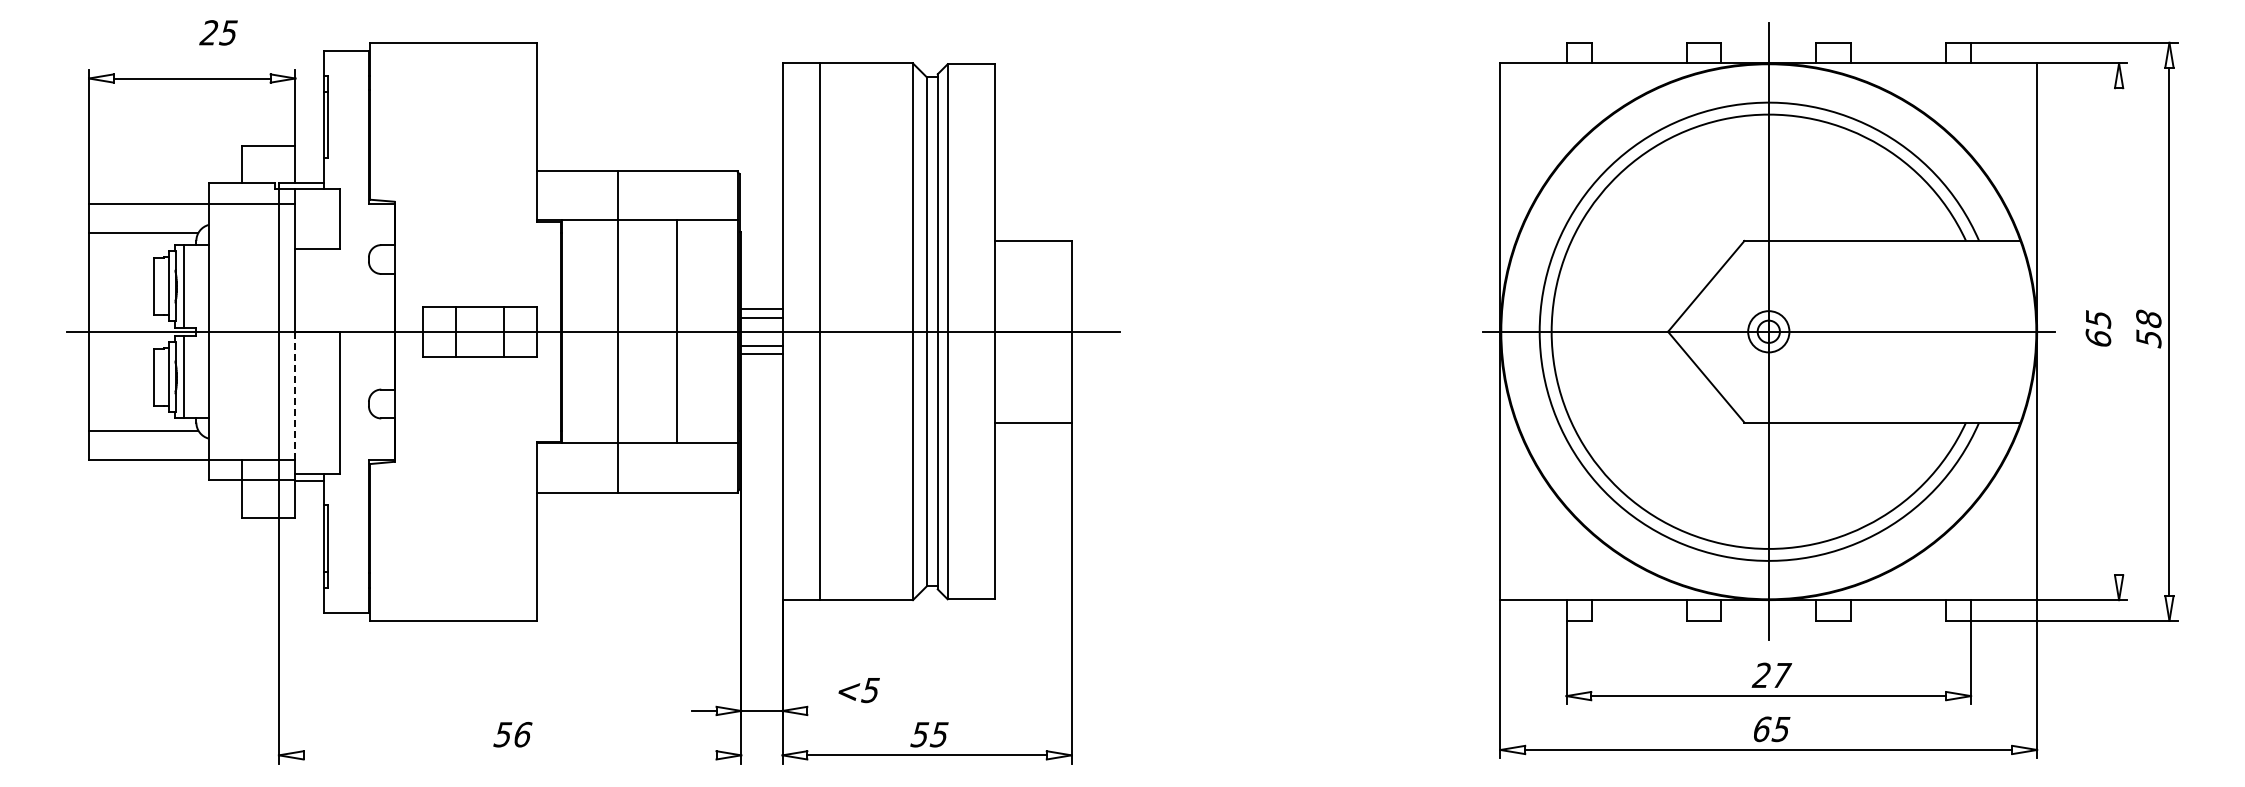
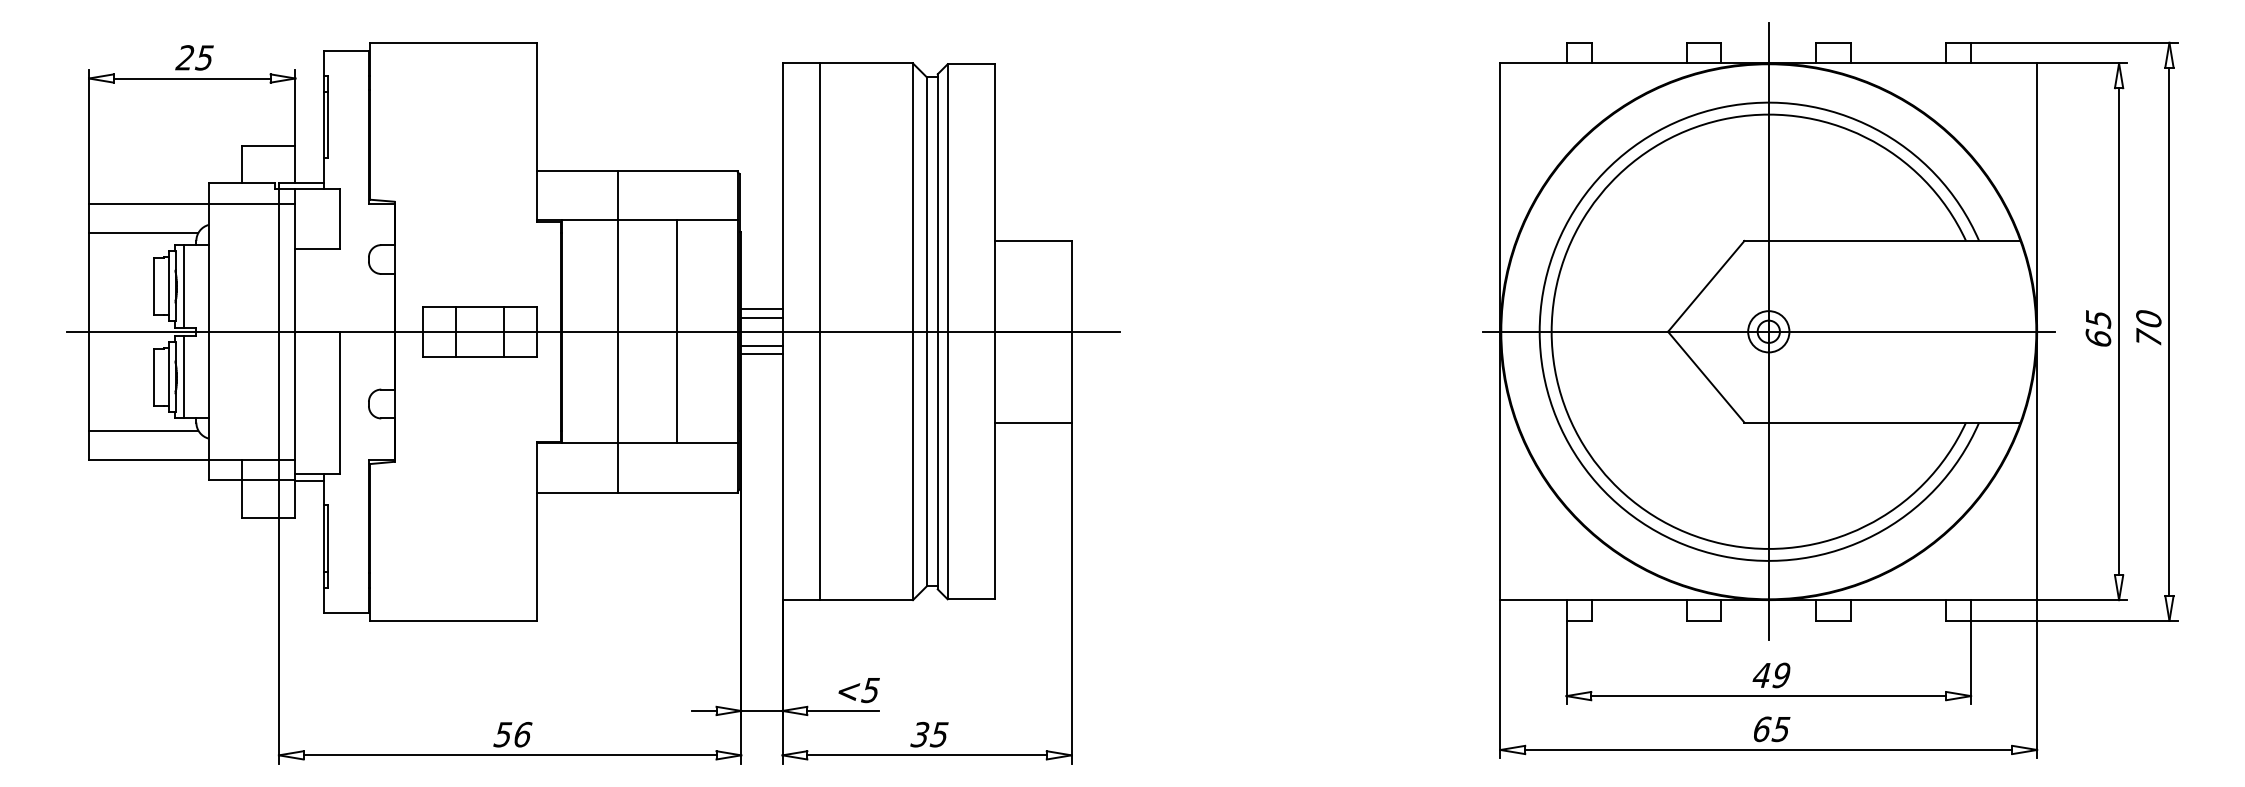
text position: (218, 32) -> (194, 57) (194, 57)
text: 58 -> 70 (2148, 328)
line: none -> present (2119, 331)
line: dashed -> solid (295, 395)
text: 27 -> 49 (1771, 675)
line: none -> present (842, 710)
text: 55 -> 35 (919, 733)
line: none -> present (509, 755)
